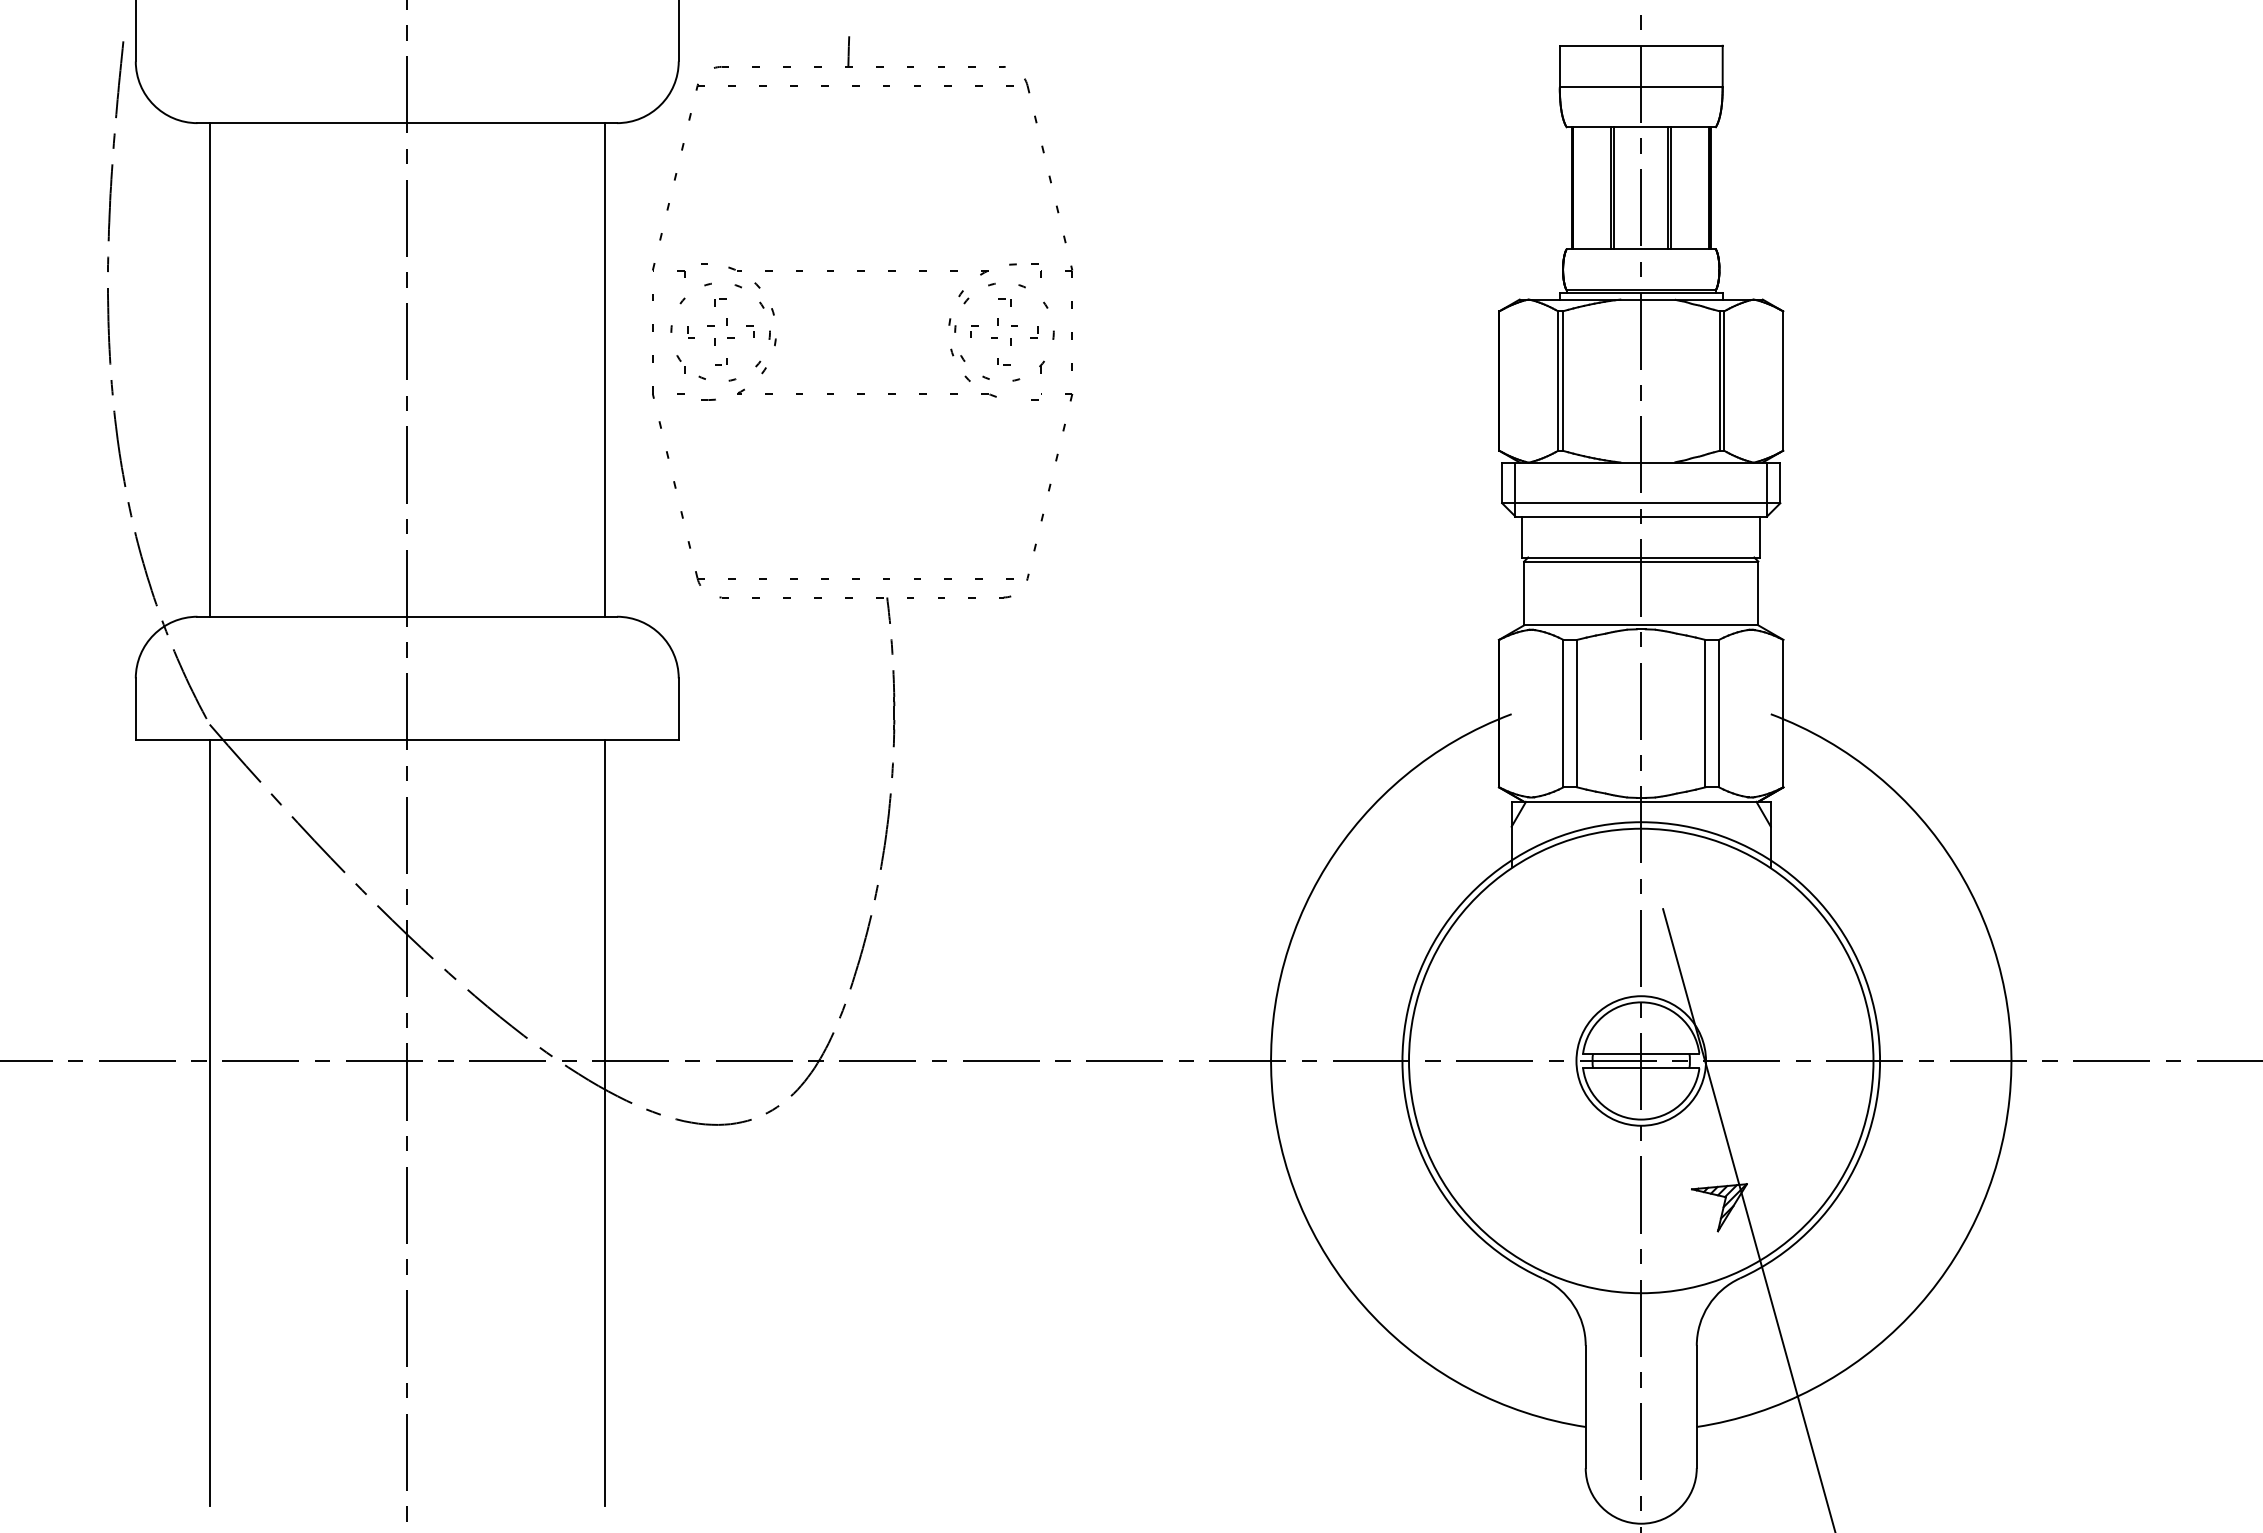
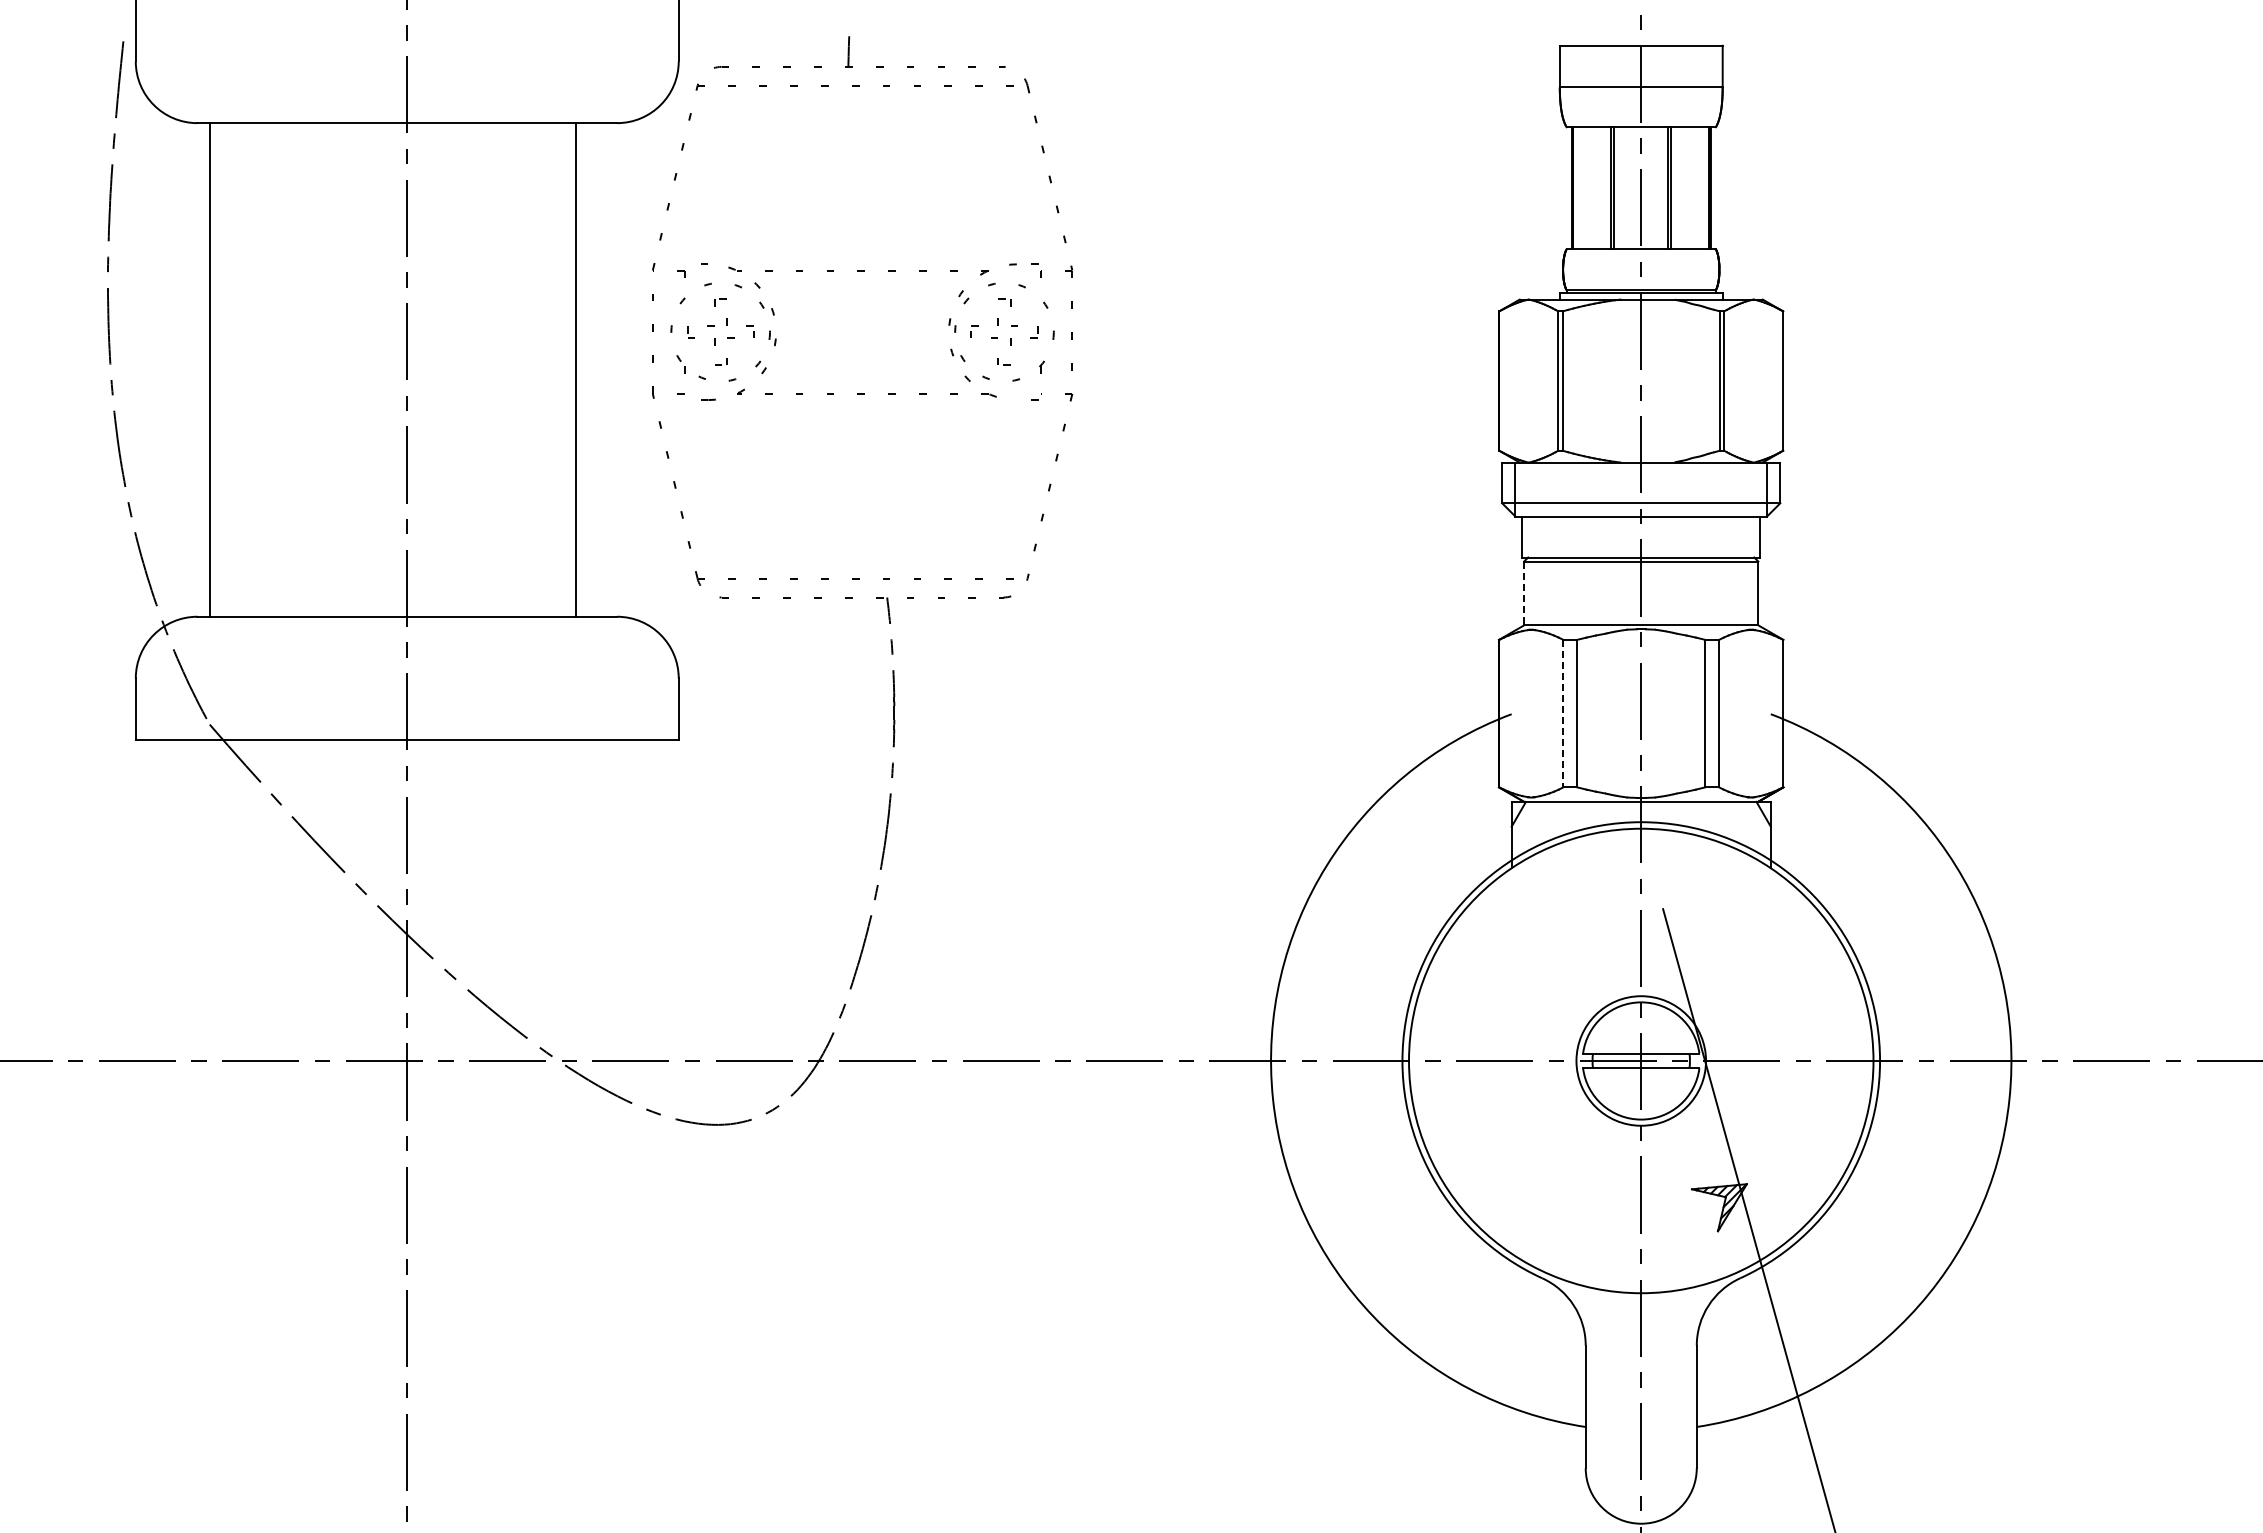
line position: (604, 369) -> (575, 369) (575, 369)
line: solid -> dashed (1524, 593)
line: solid -> dashed (1563, 713)
line: present -> none (209, 1123)
line: present -> none (604, 1123)
